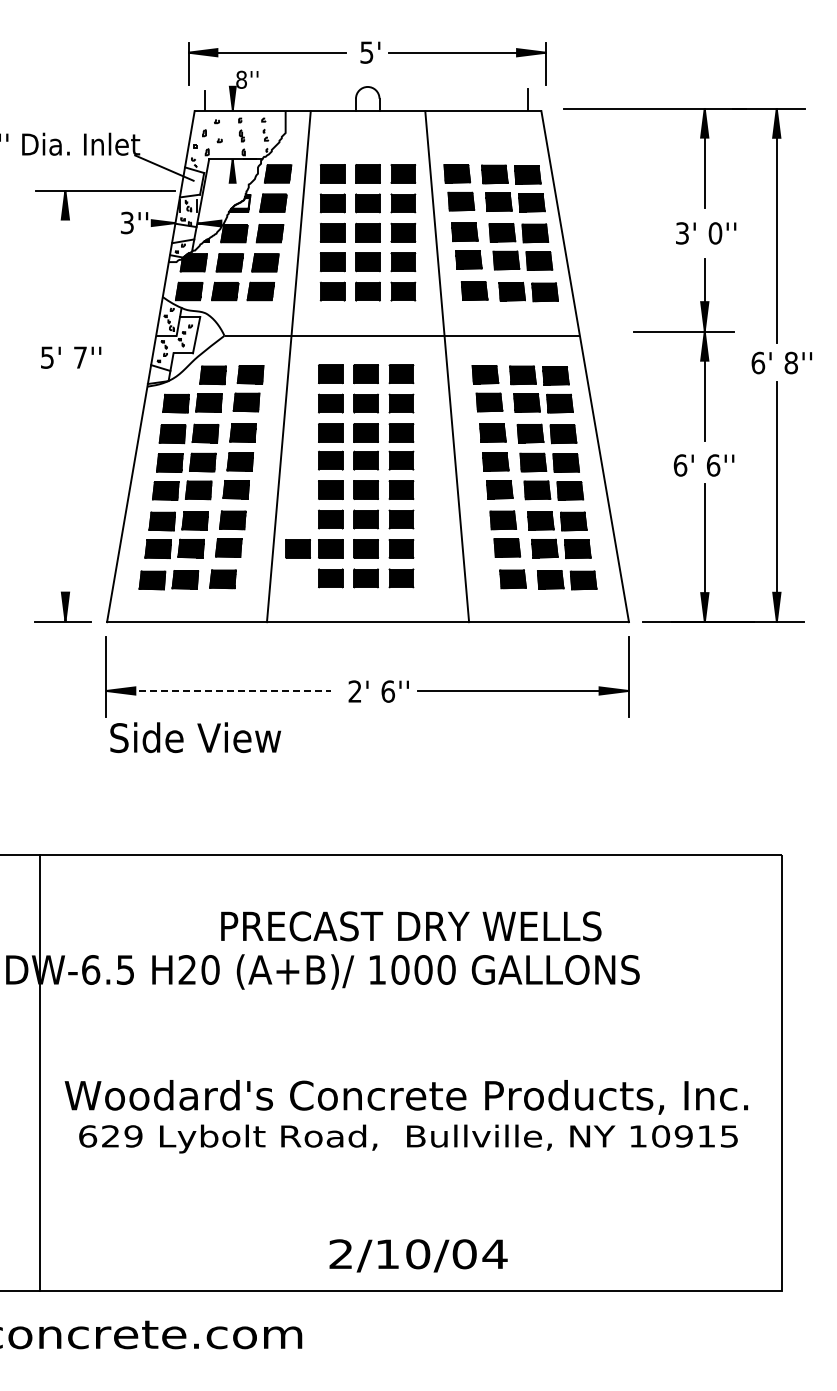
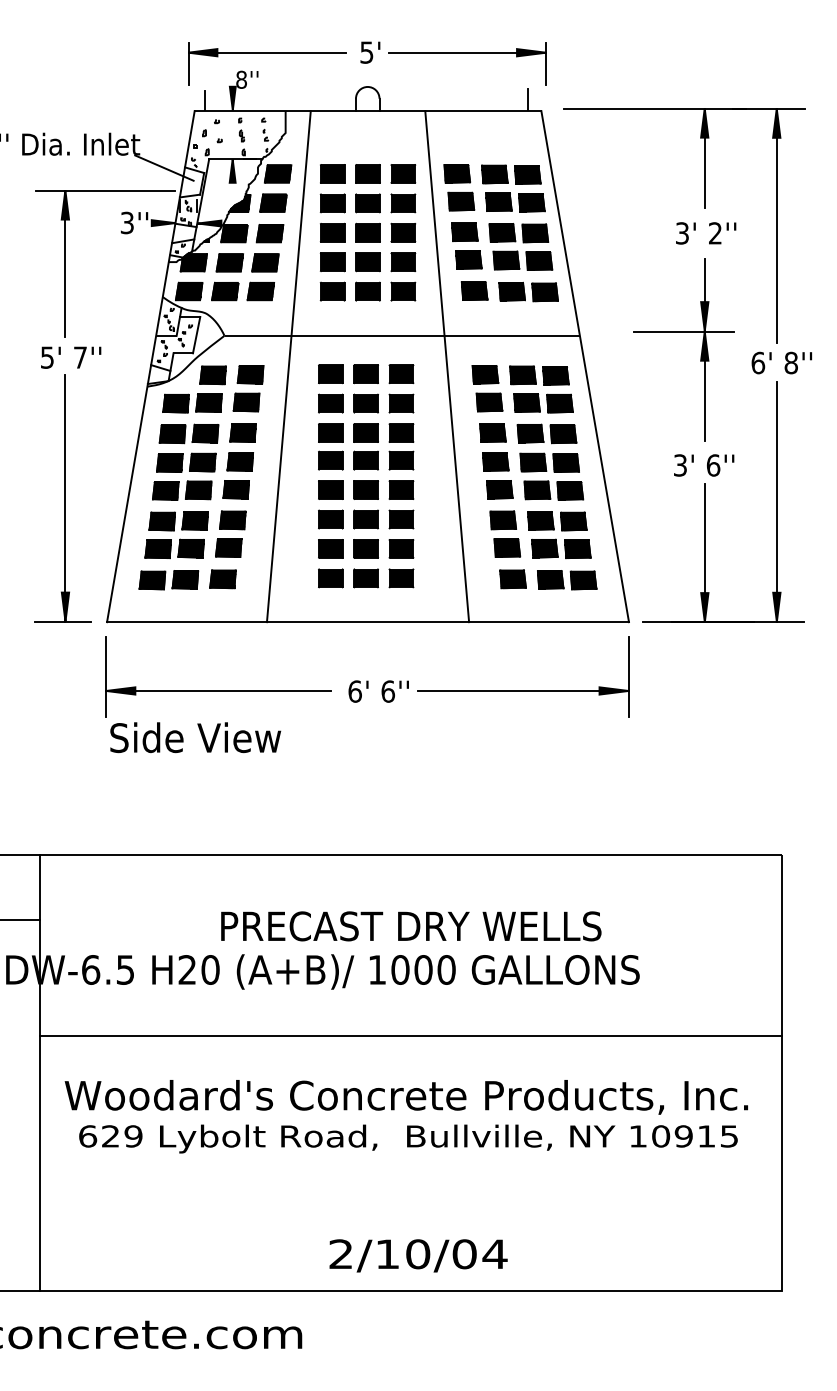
fill: none -> present (240, 203)
text: 0'' -> 2'' (715, 233)
line: none -> present (65, 263)
text: 6' -> 3' (680, 465)
line: none -> present (65, 498)
part: present -> none (297, 548)
line: dashed -> solid (218, 690)
text: 2' -> 6' (354, 691)
line: none -> present (21, 920)
line: none -> present (410, 1036)
